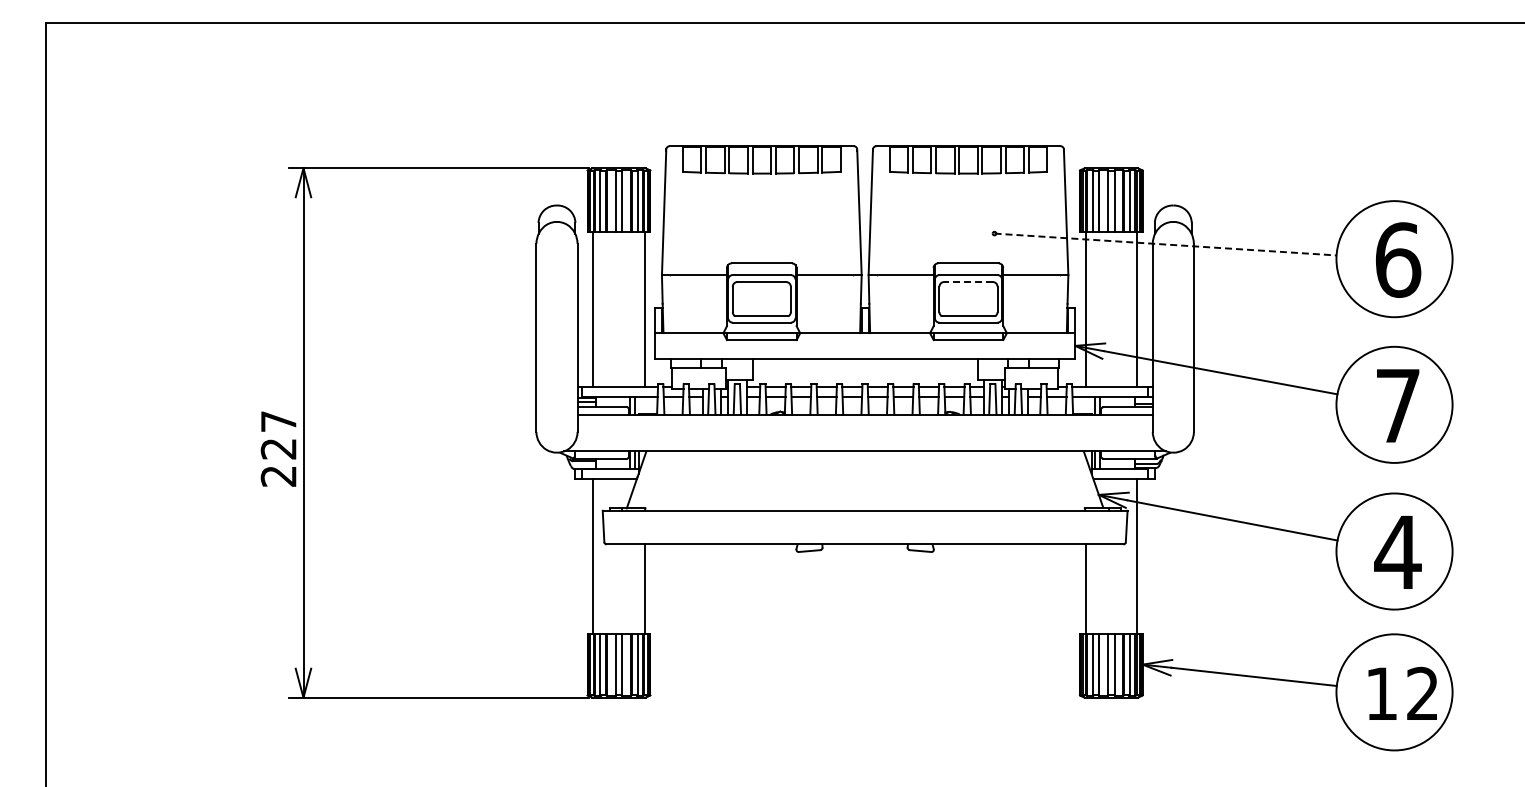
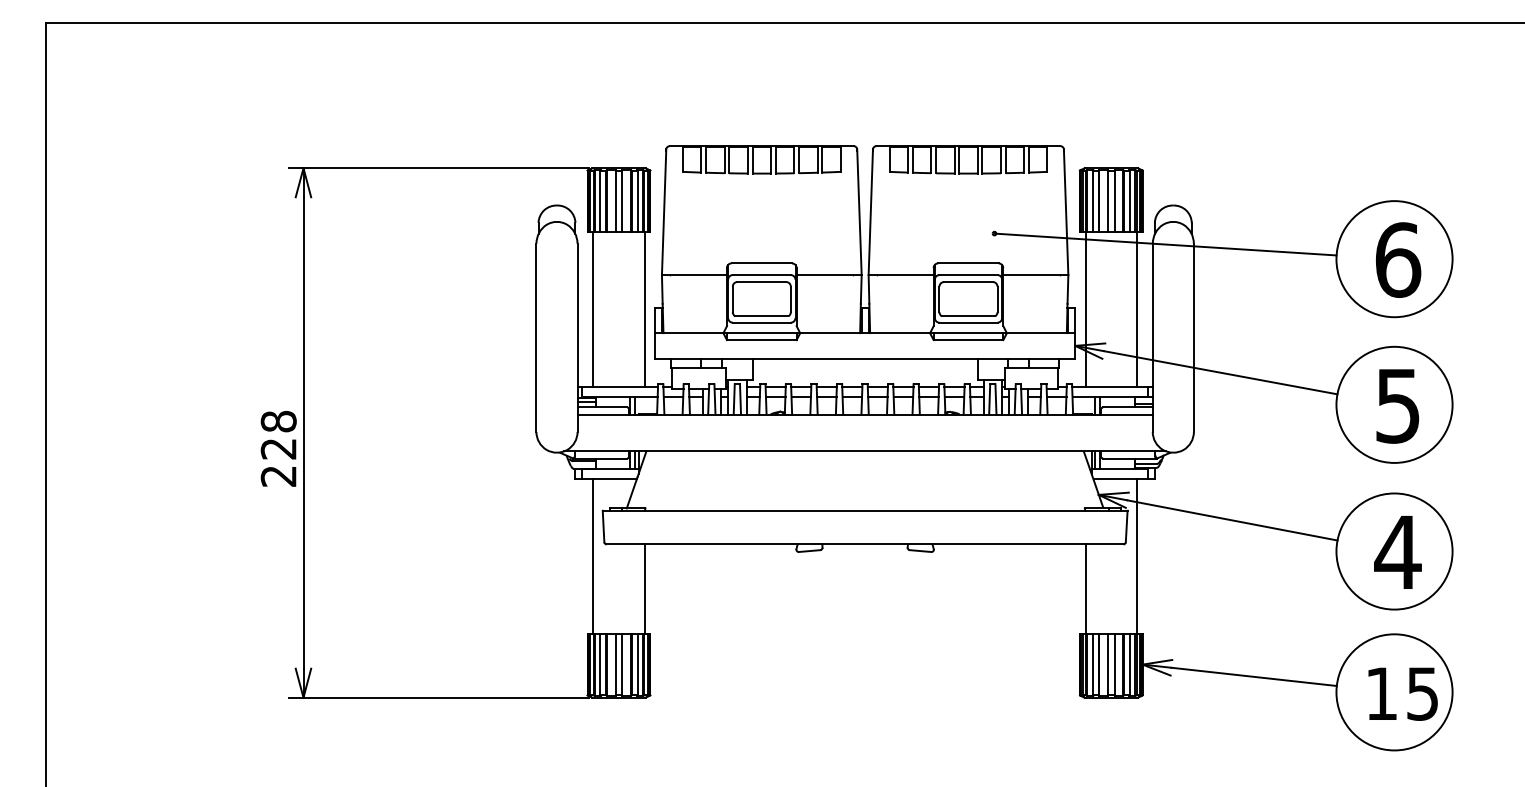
line: dashed -> solid (1166, 244)
line: dashed -> solid (968, 282)
text: 7 -> 5 (1397, 406)
text: 227 -> 228 (278, 421)
text: 12 -> 15 (1422, 693)
